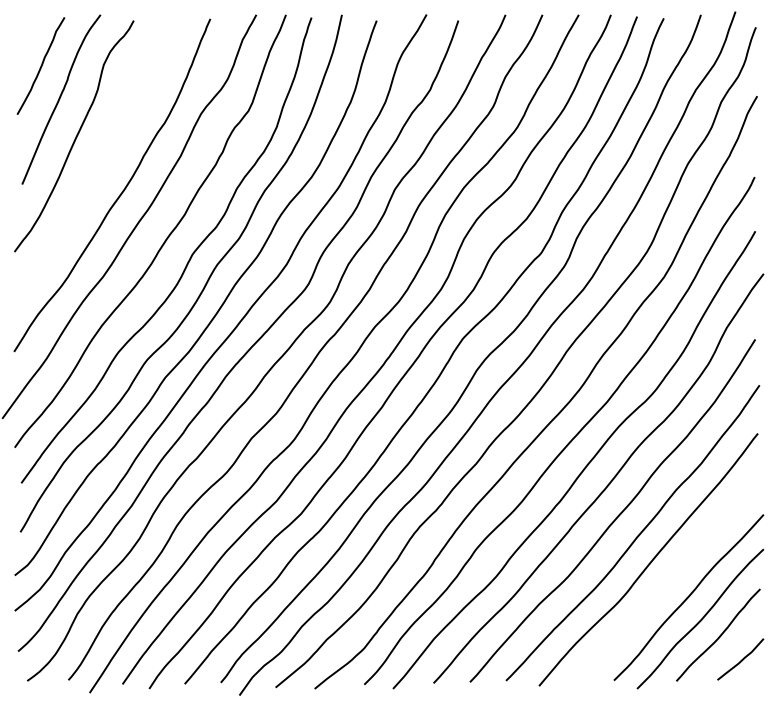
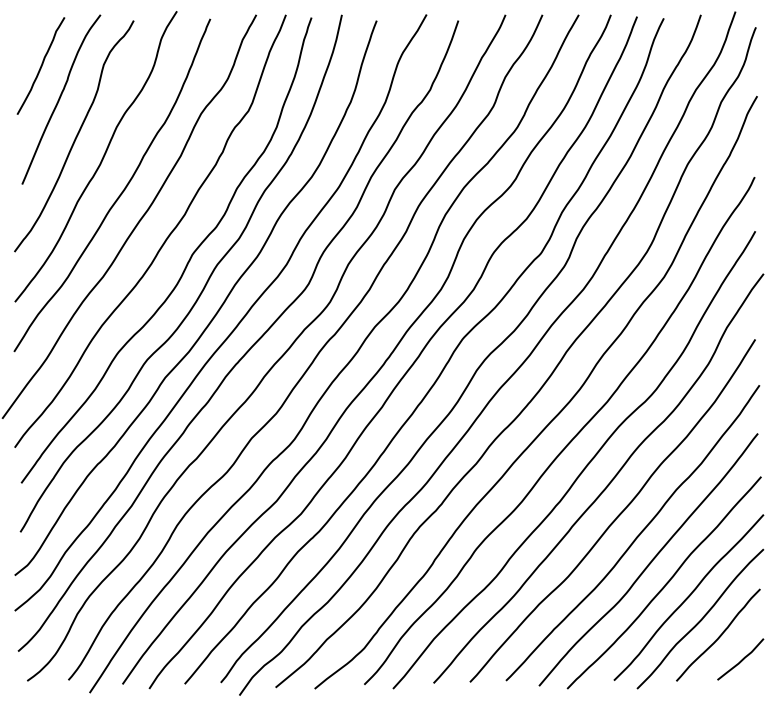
curve: none -> present (101, 159)
curve: none -> present (665, 583)
